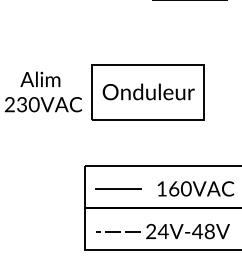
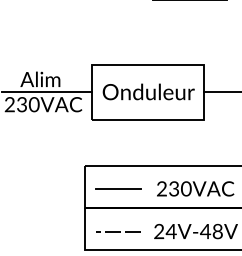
line: none -> present (46, 92)
line: none -> present (220, 92)
text: 160VAC -> 230VAC (168, 188)
text position: (187, 231) -> (195, 231) (195, 231)
